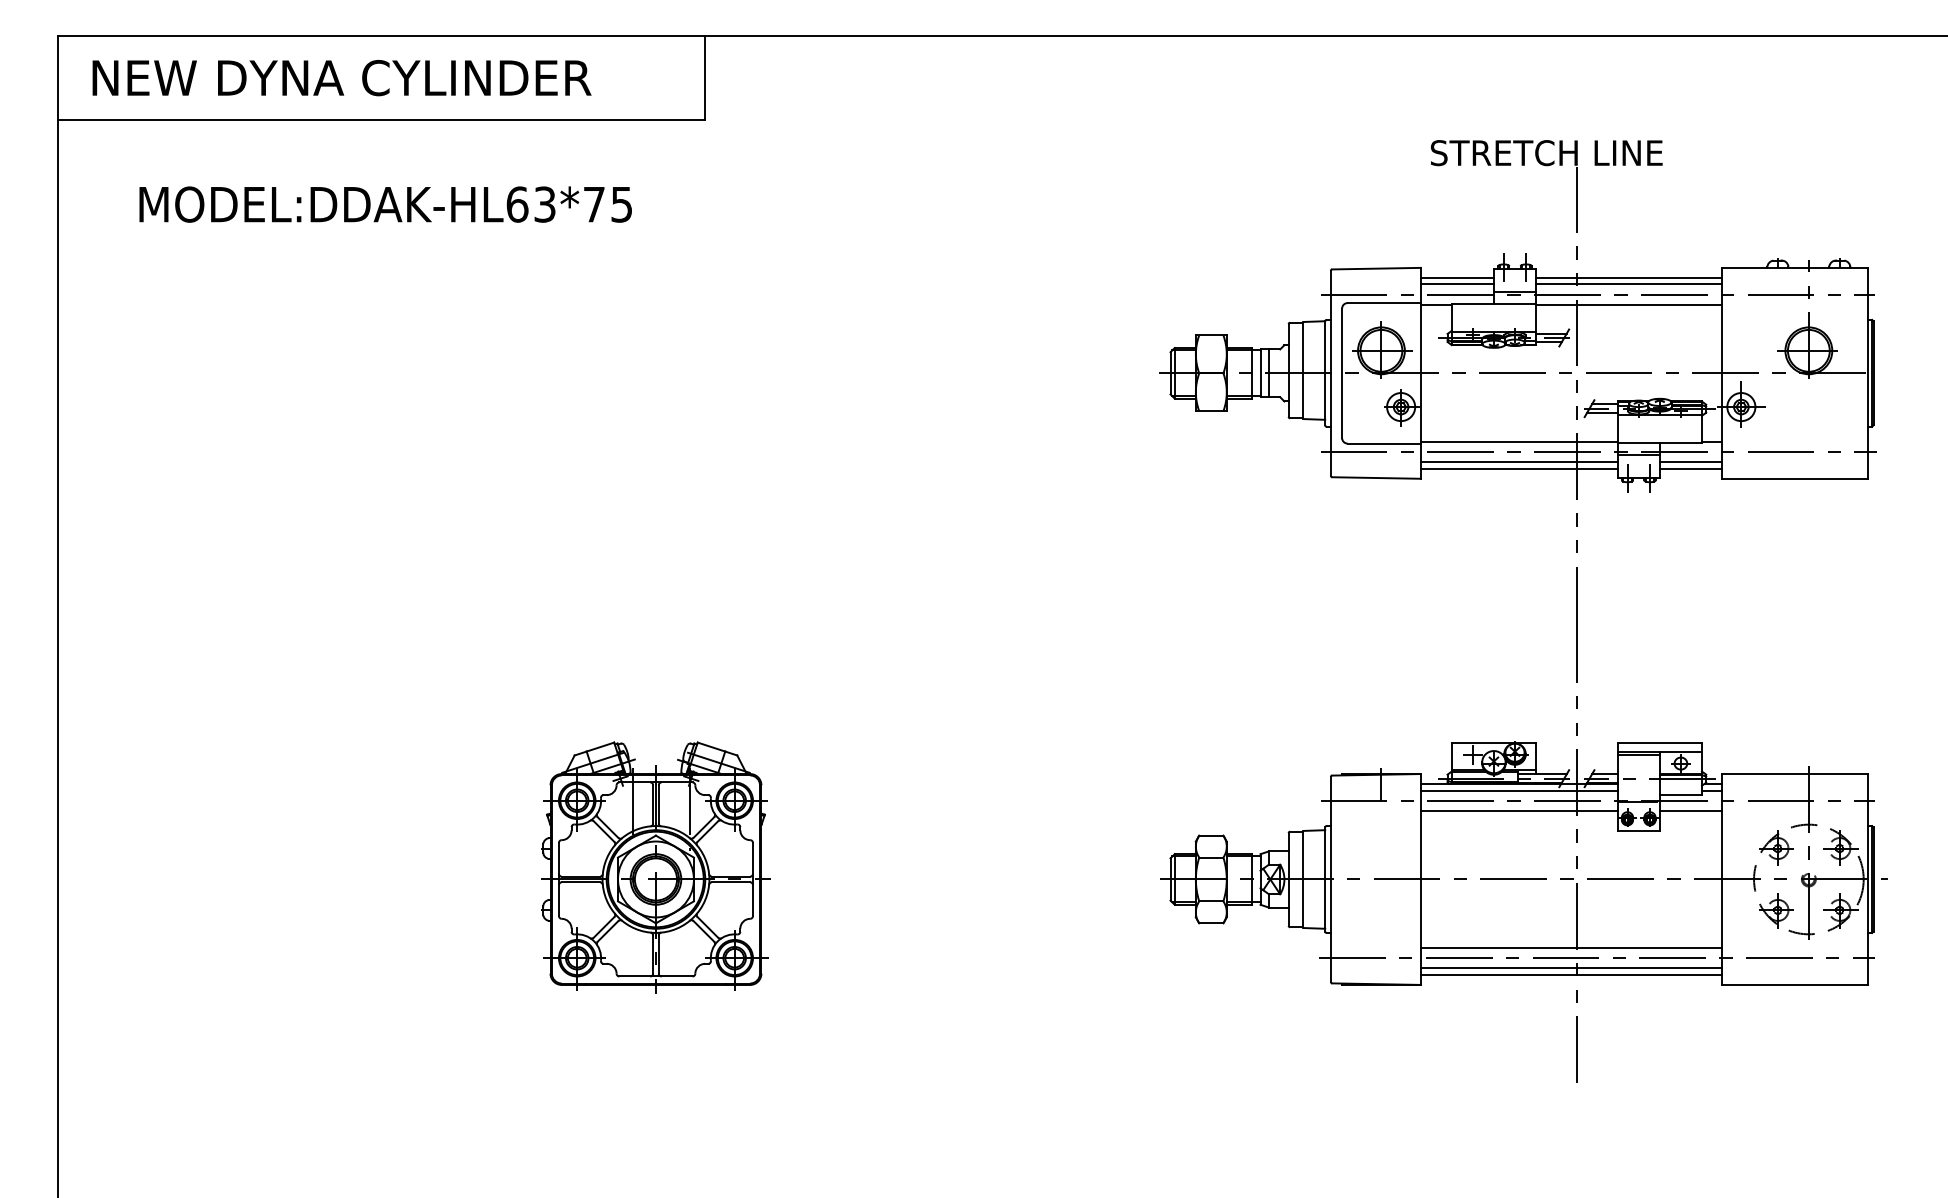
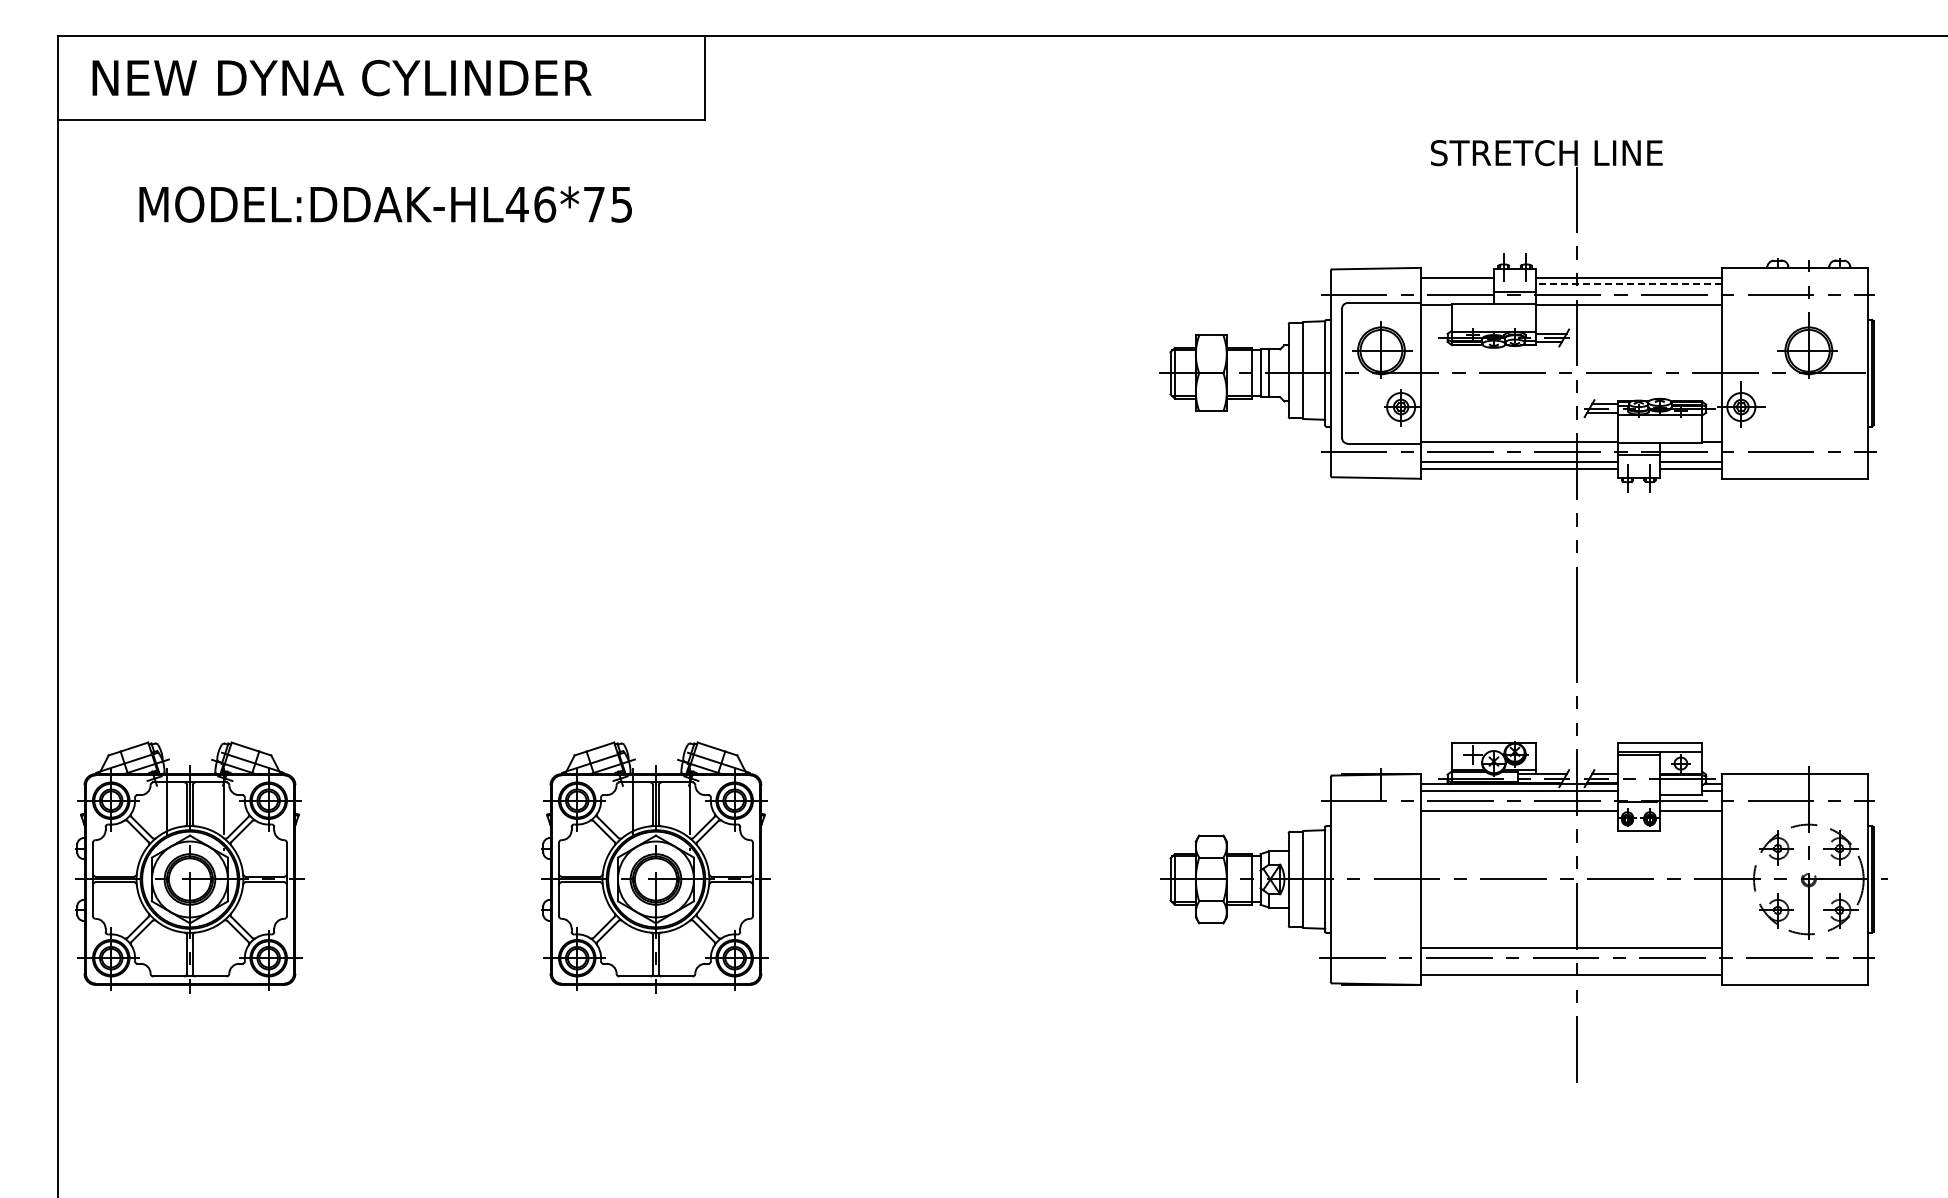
text: MODEL:DDAK-HL63*75 -> MODEL:DDAK-HL46*75 (530, 204)
line: present -> none (1456, 284)
line: solid -> dashed (1628, 284)
part: none -> present (189, 867)
line: present -> none (1570, 968)
